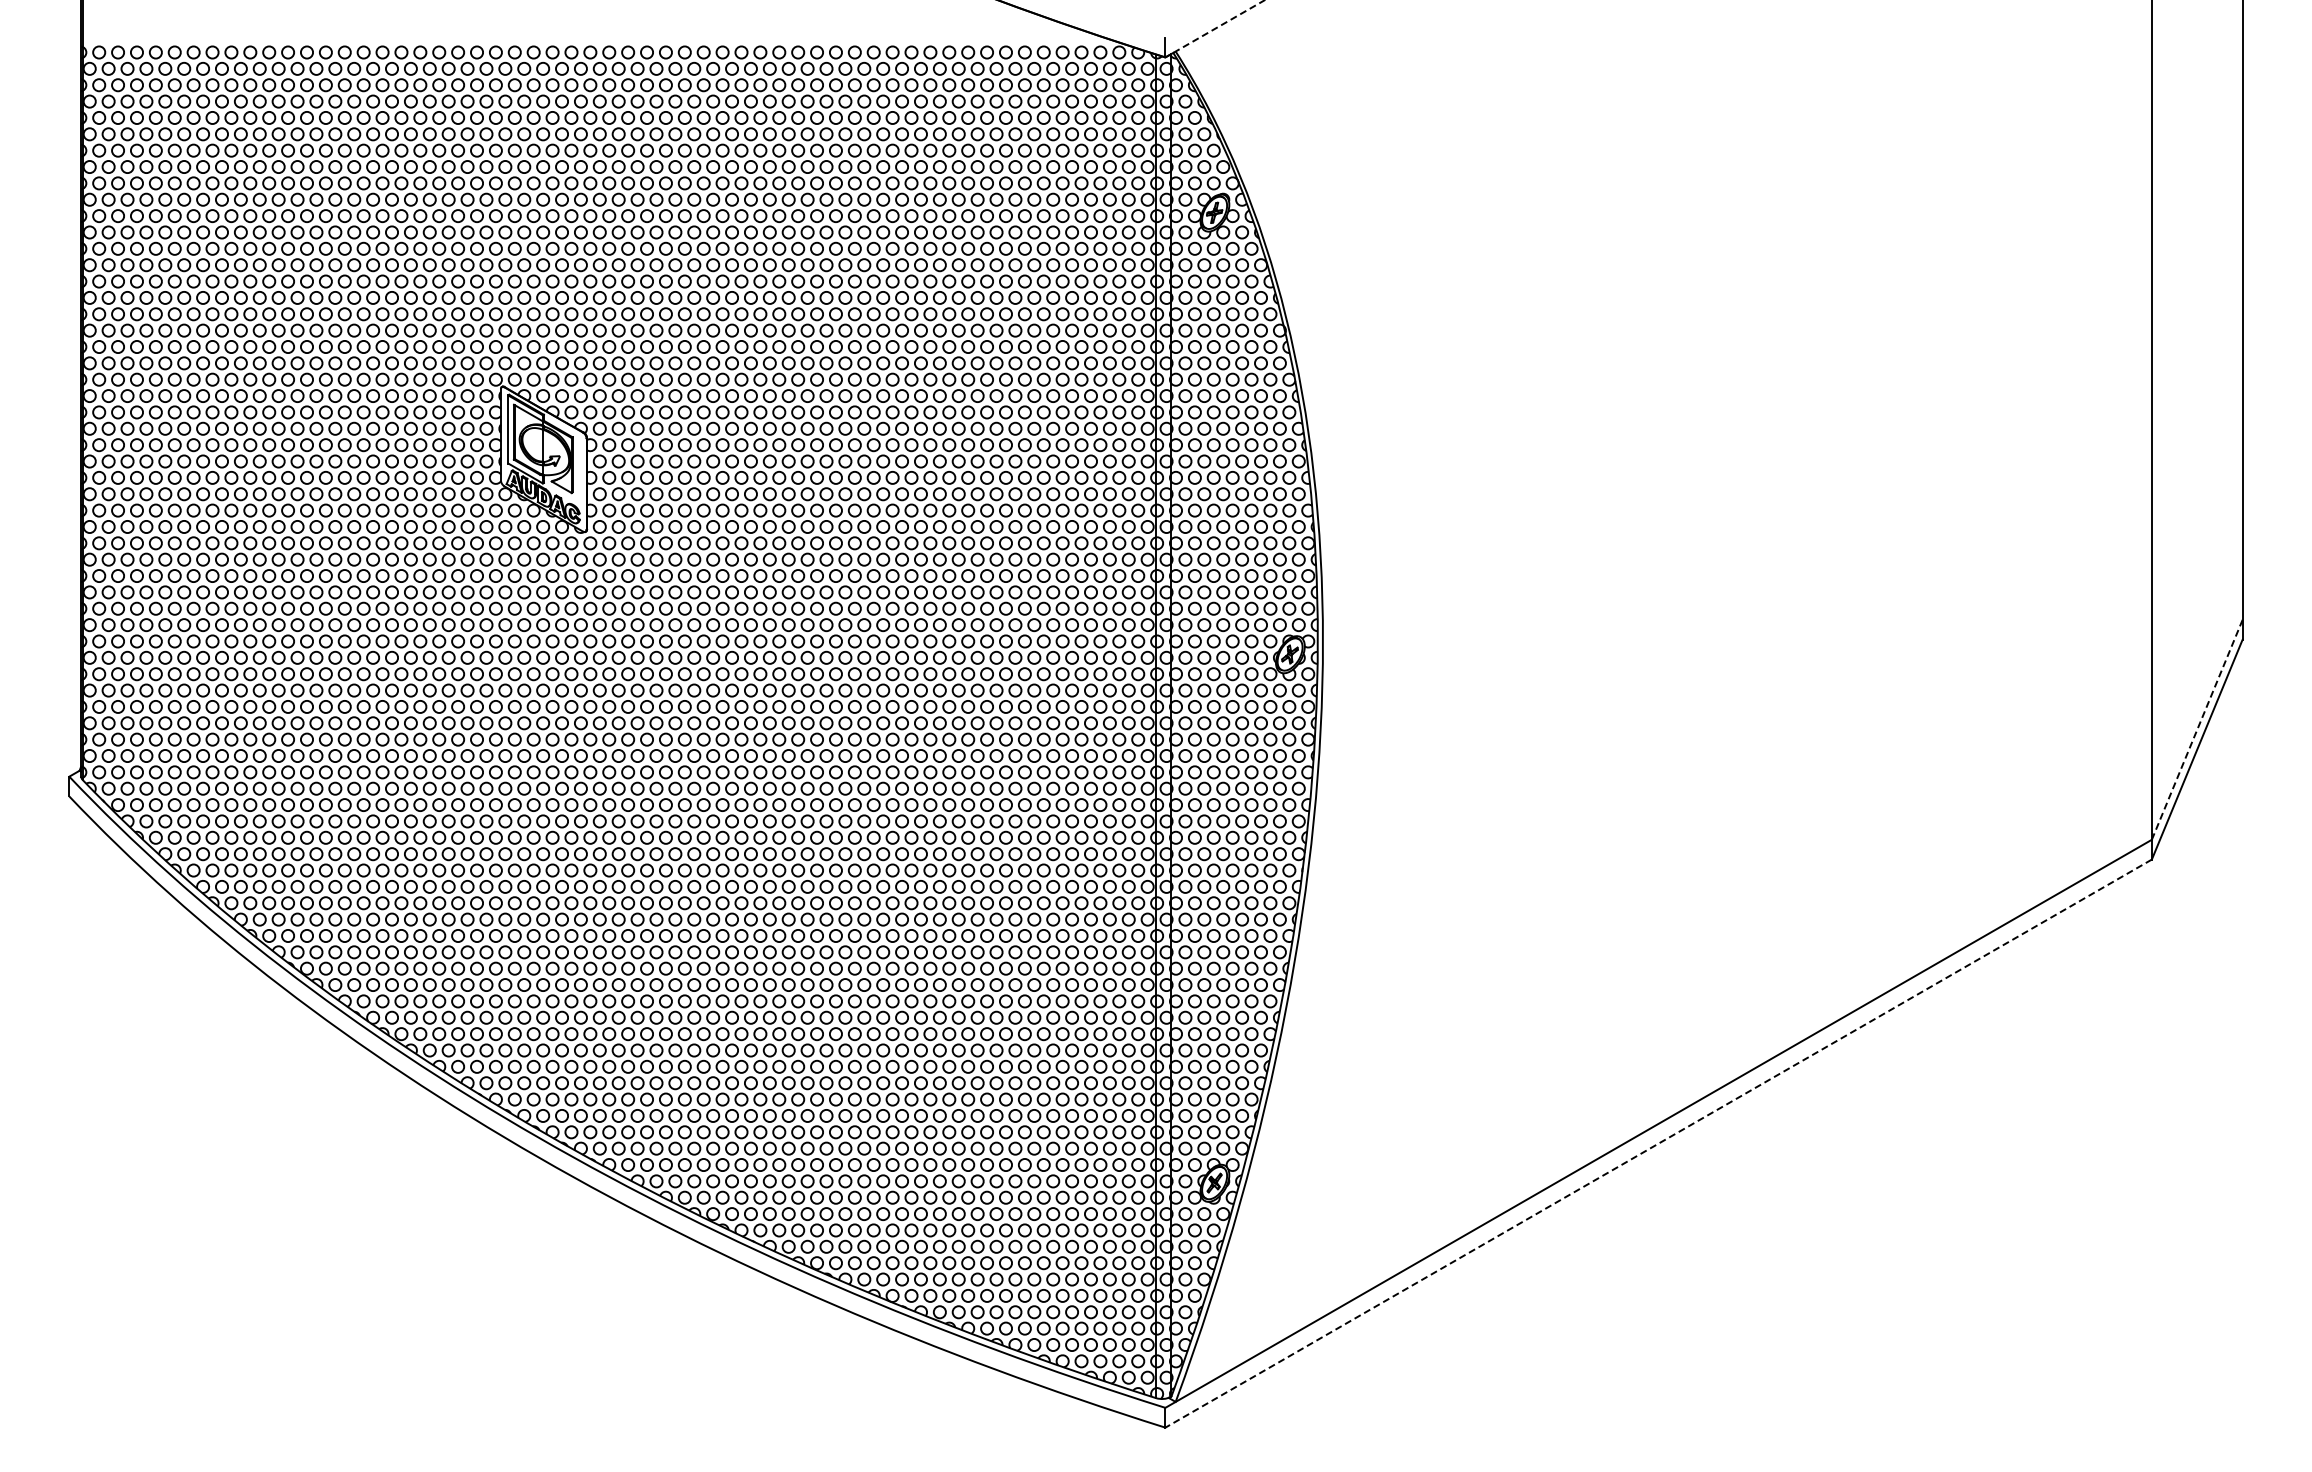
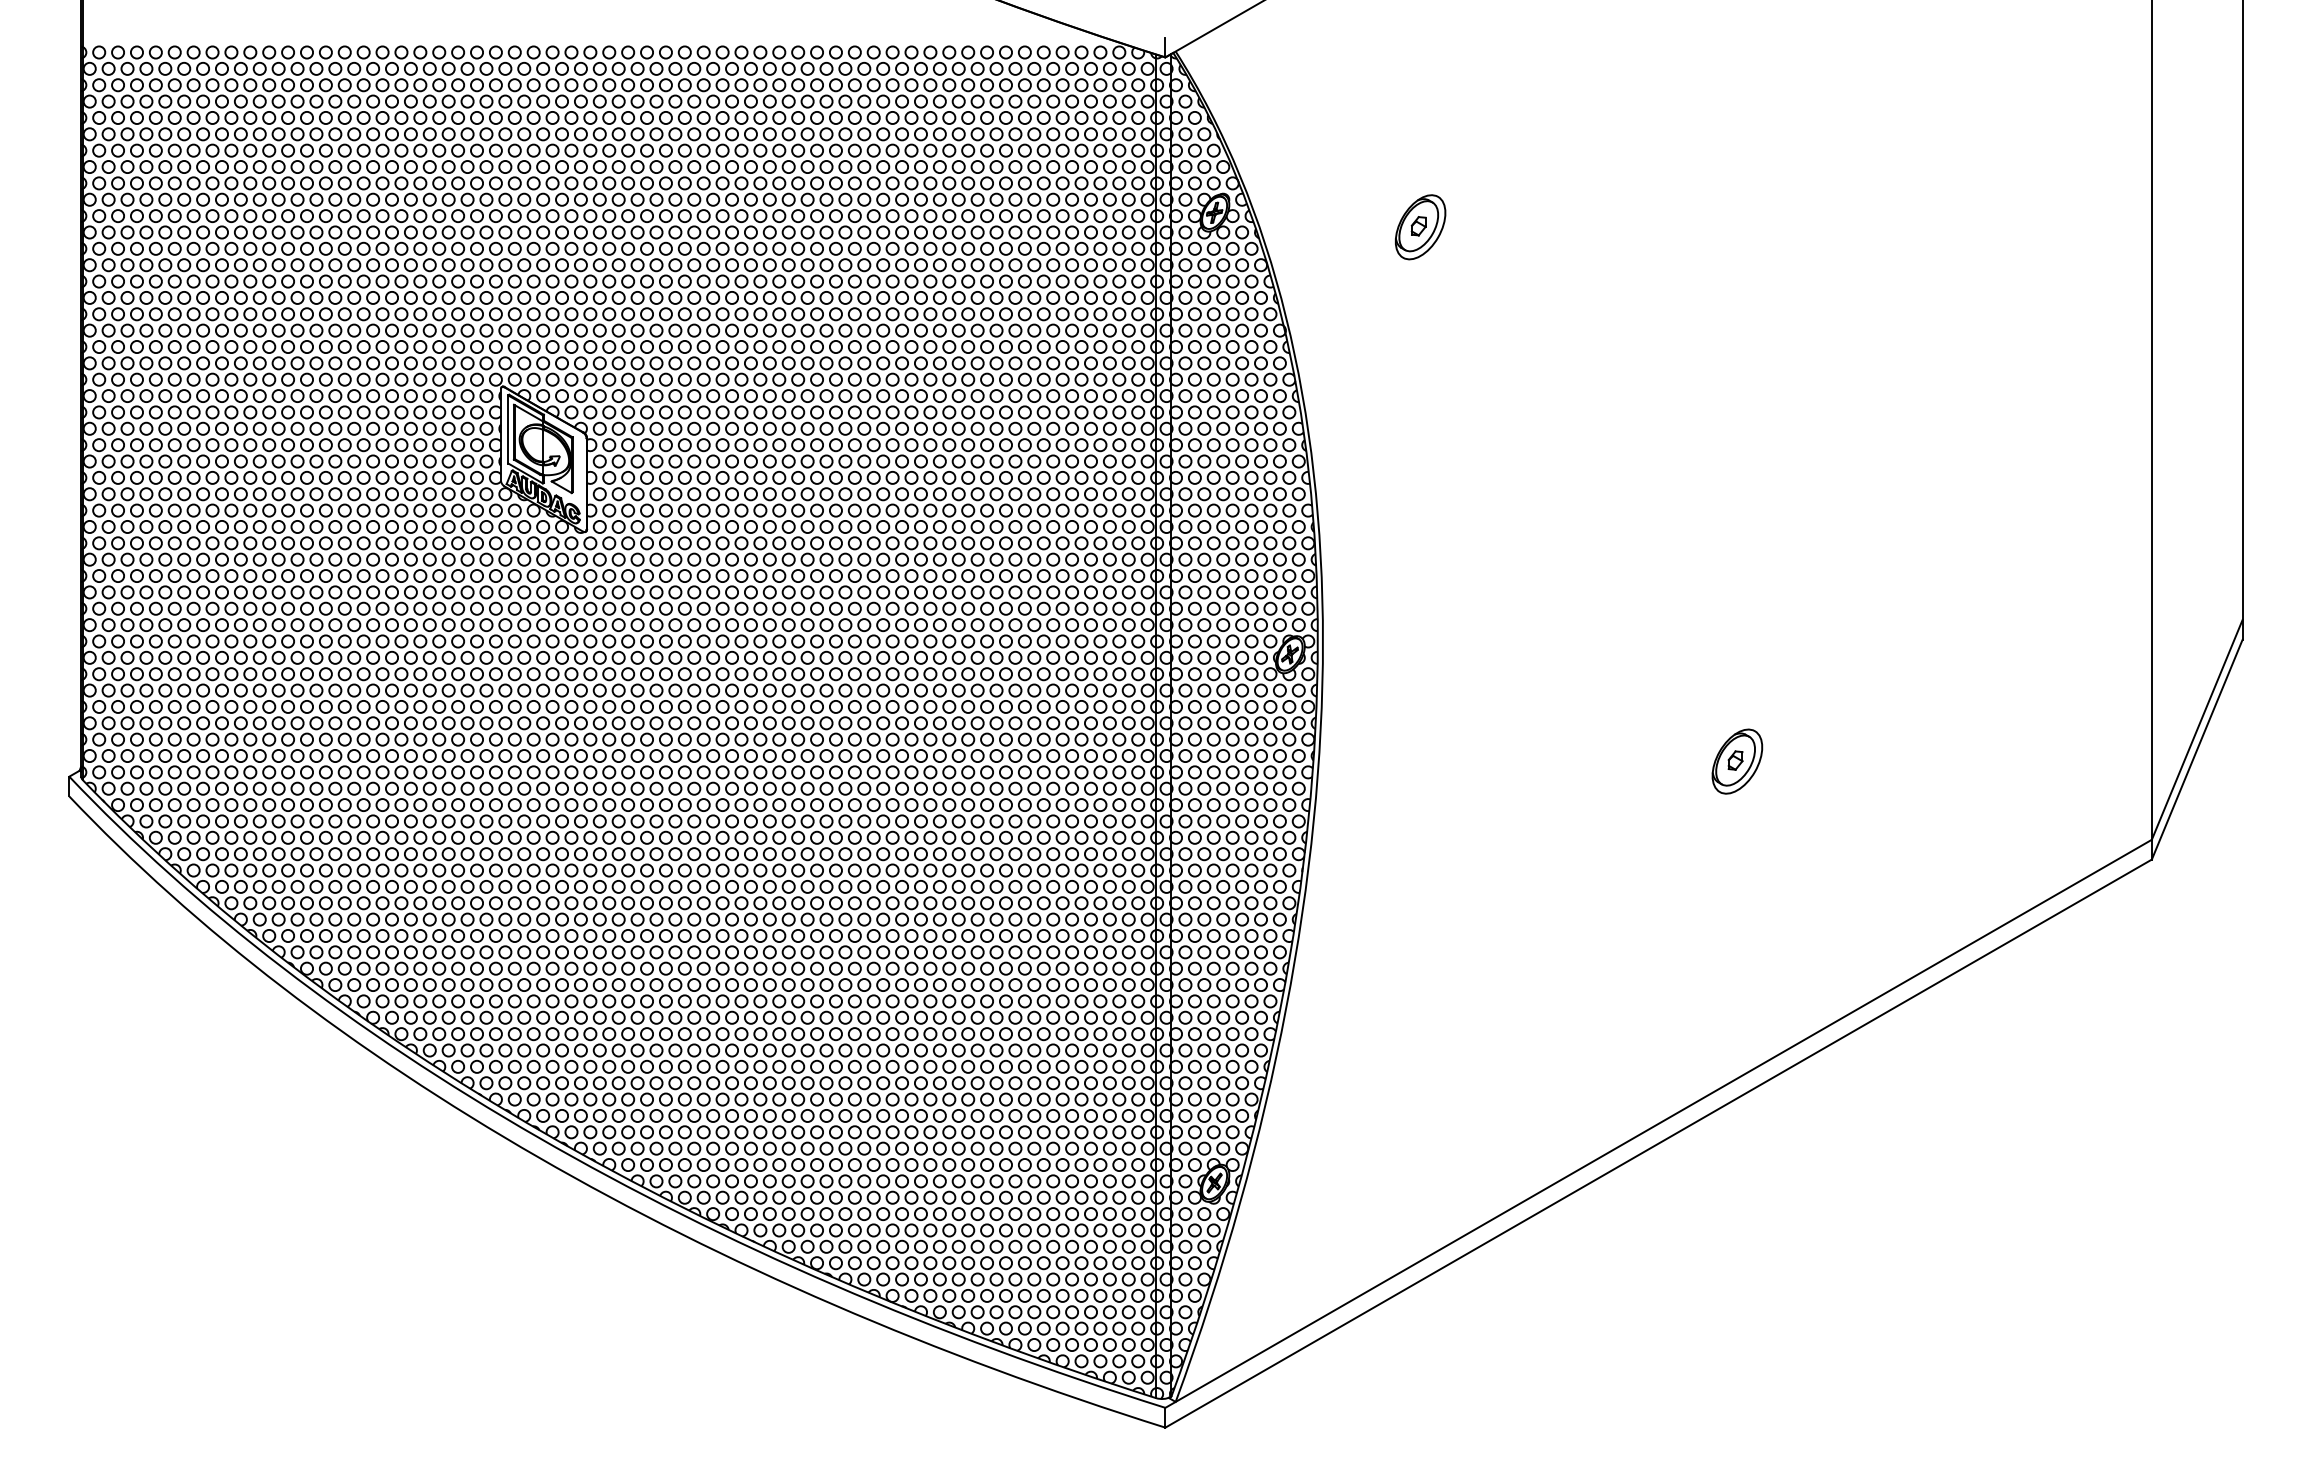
line: dashed -> solid (1214, 29)
part: none -> present (1420, 227)
line: dashed -> solid (2197, 729)
part: none -> present (1737, 761)
line: dashed -> solid (1658, 1143)
